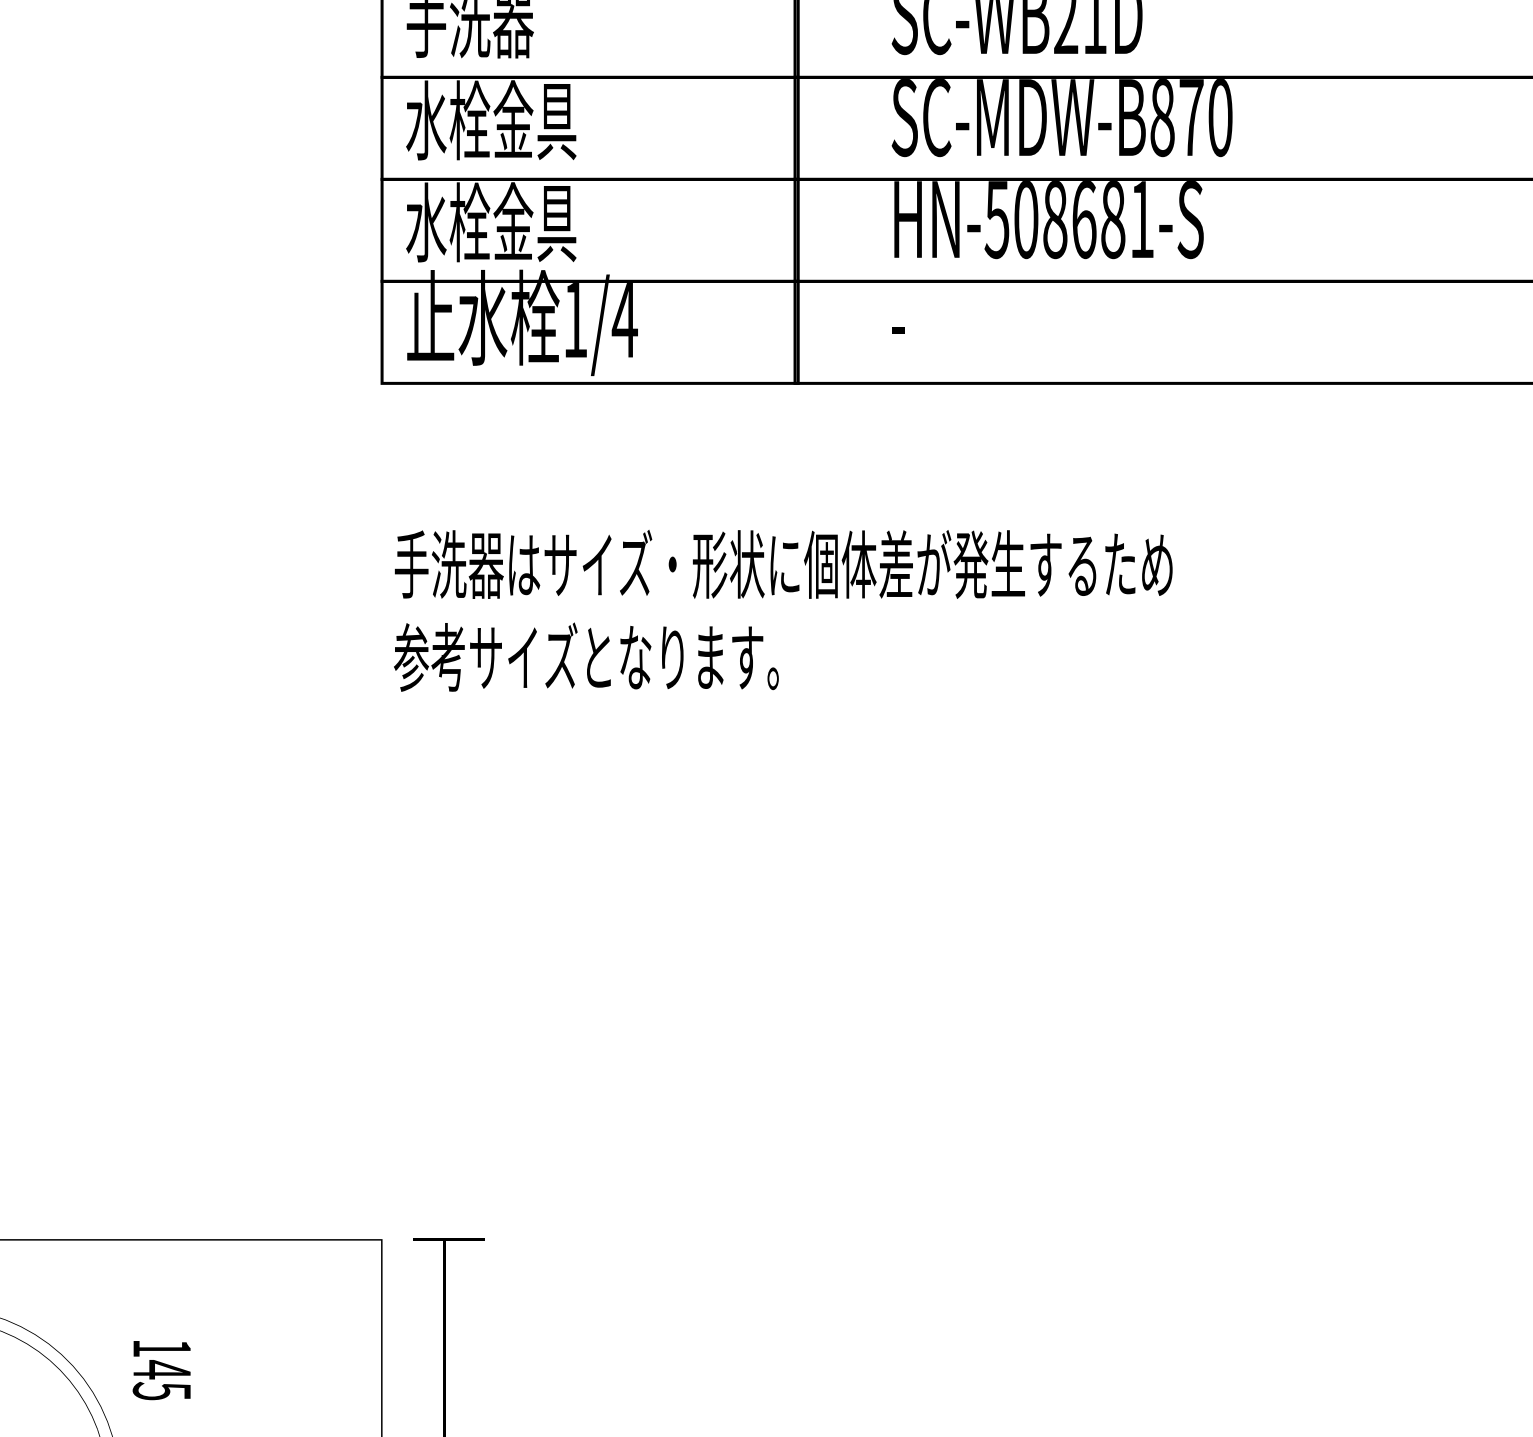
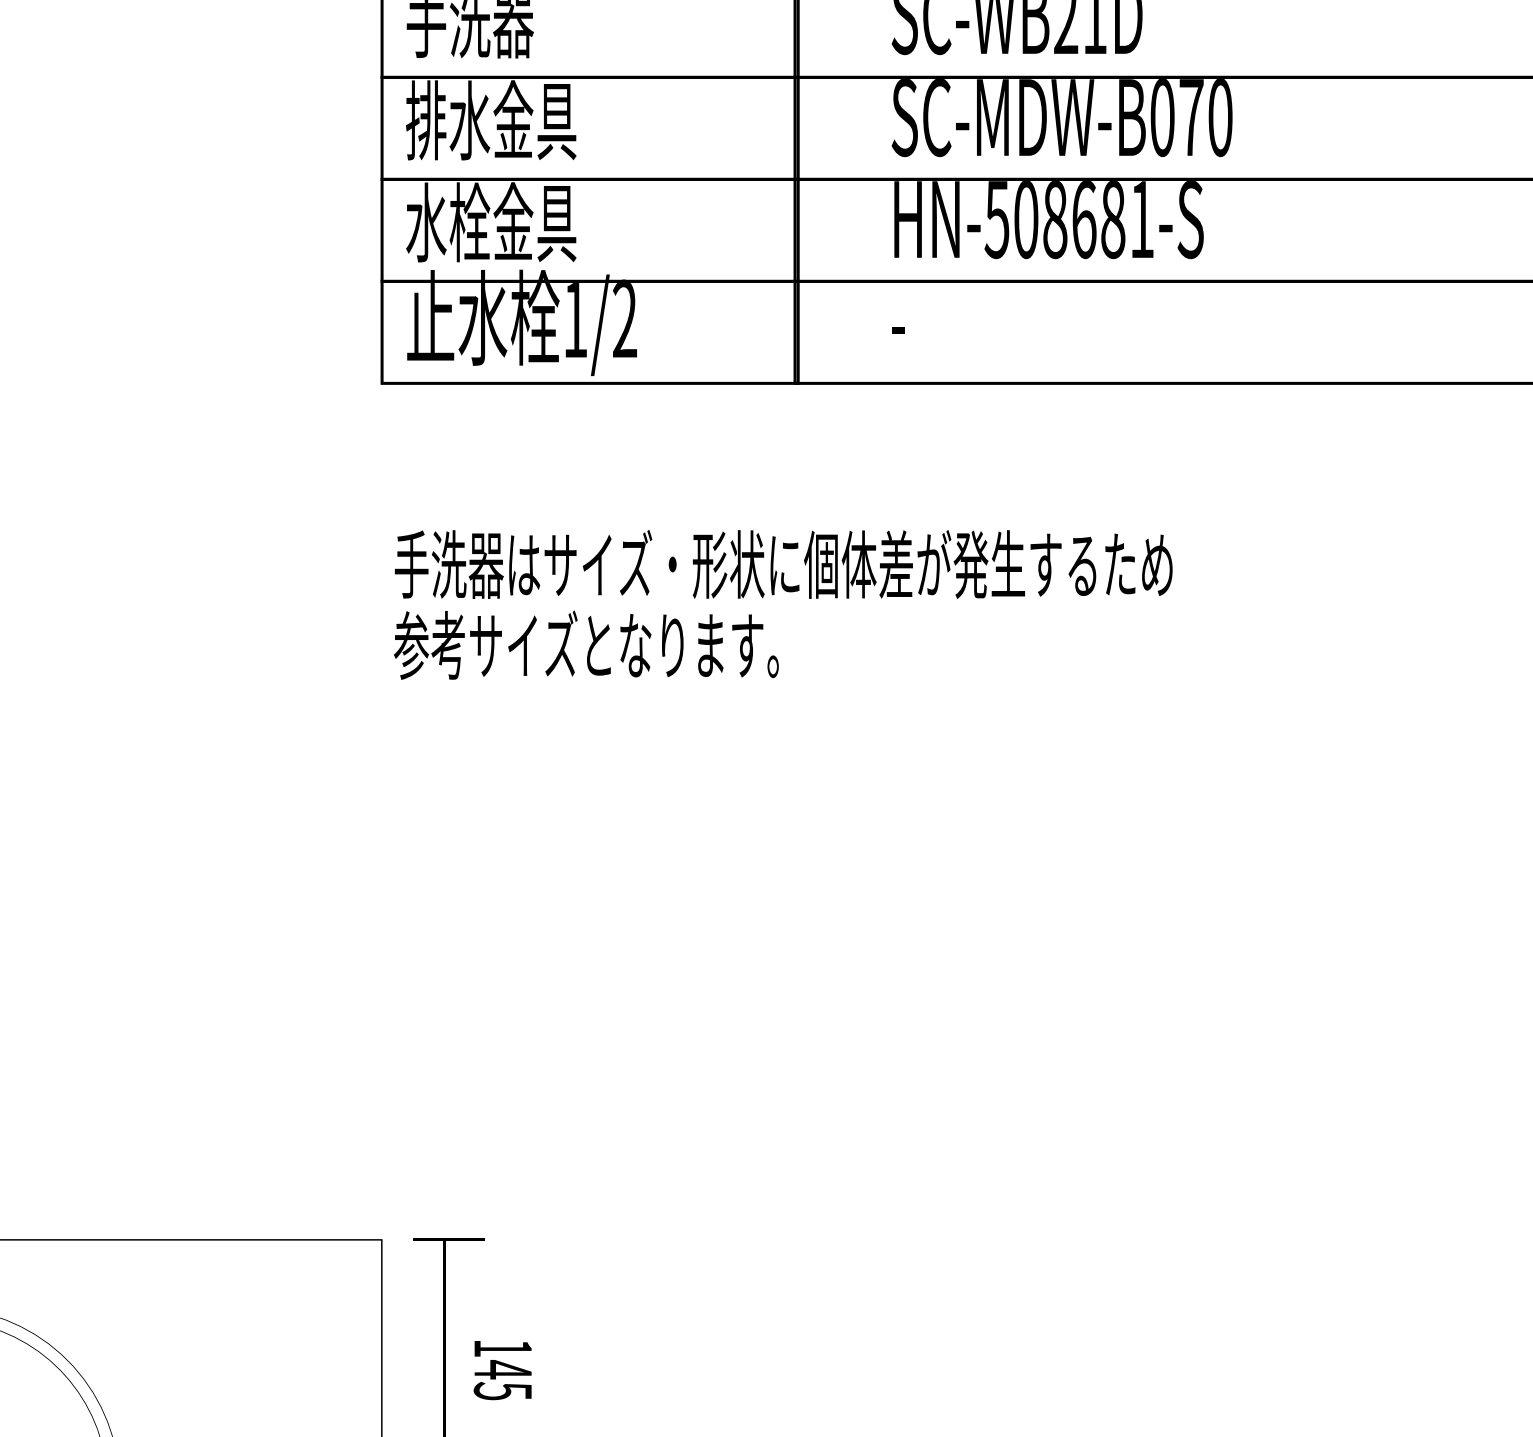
text: SC-MDW-B870 -> SC-MDW-B070 (1162, 117)
text: 水栓金具 -> 排水金具 (448, 120)
text: 1/4 -> 1/2 (624, 318)
text position: (586, 656) -> (586, 644) (586, 644)
text position: (161, 1370) -> (502, 1370) (502, 1370)
